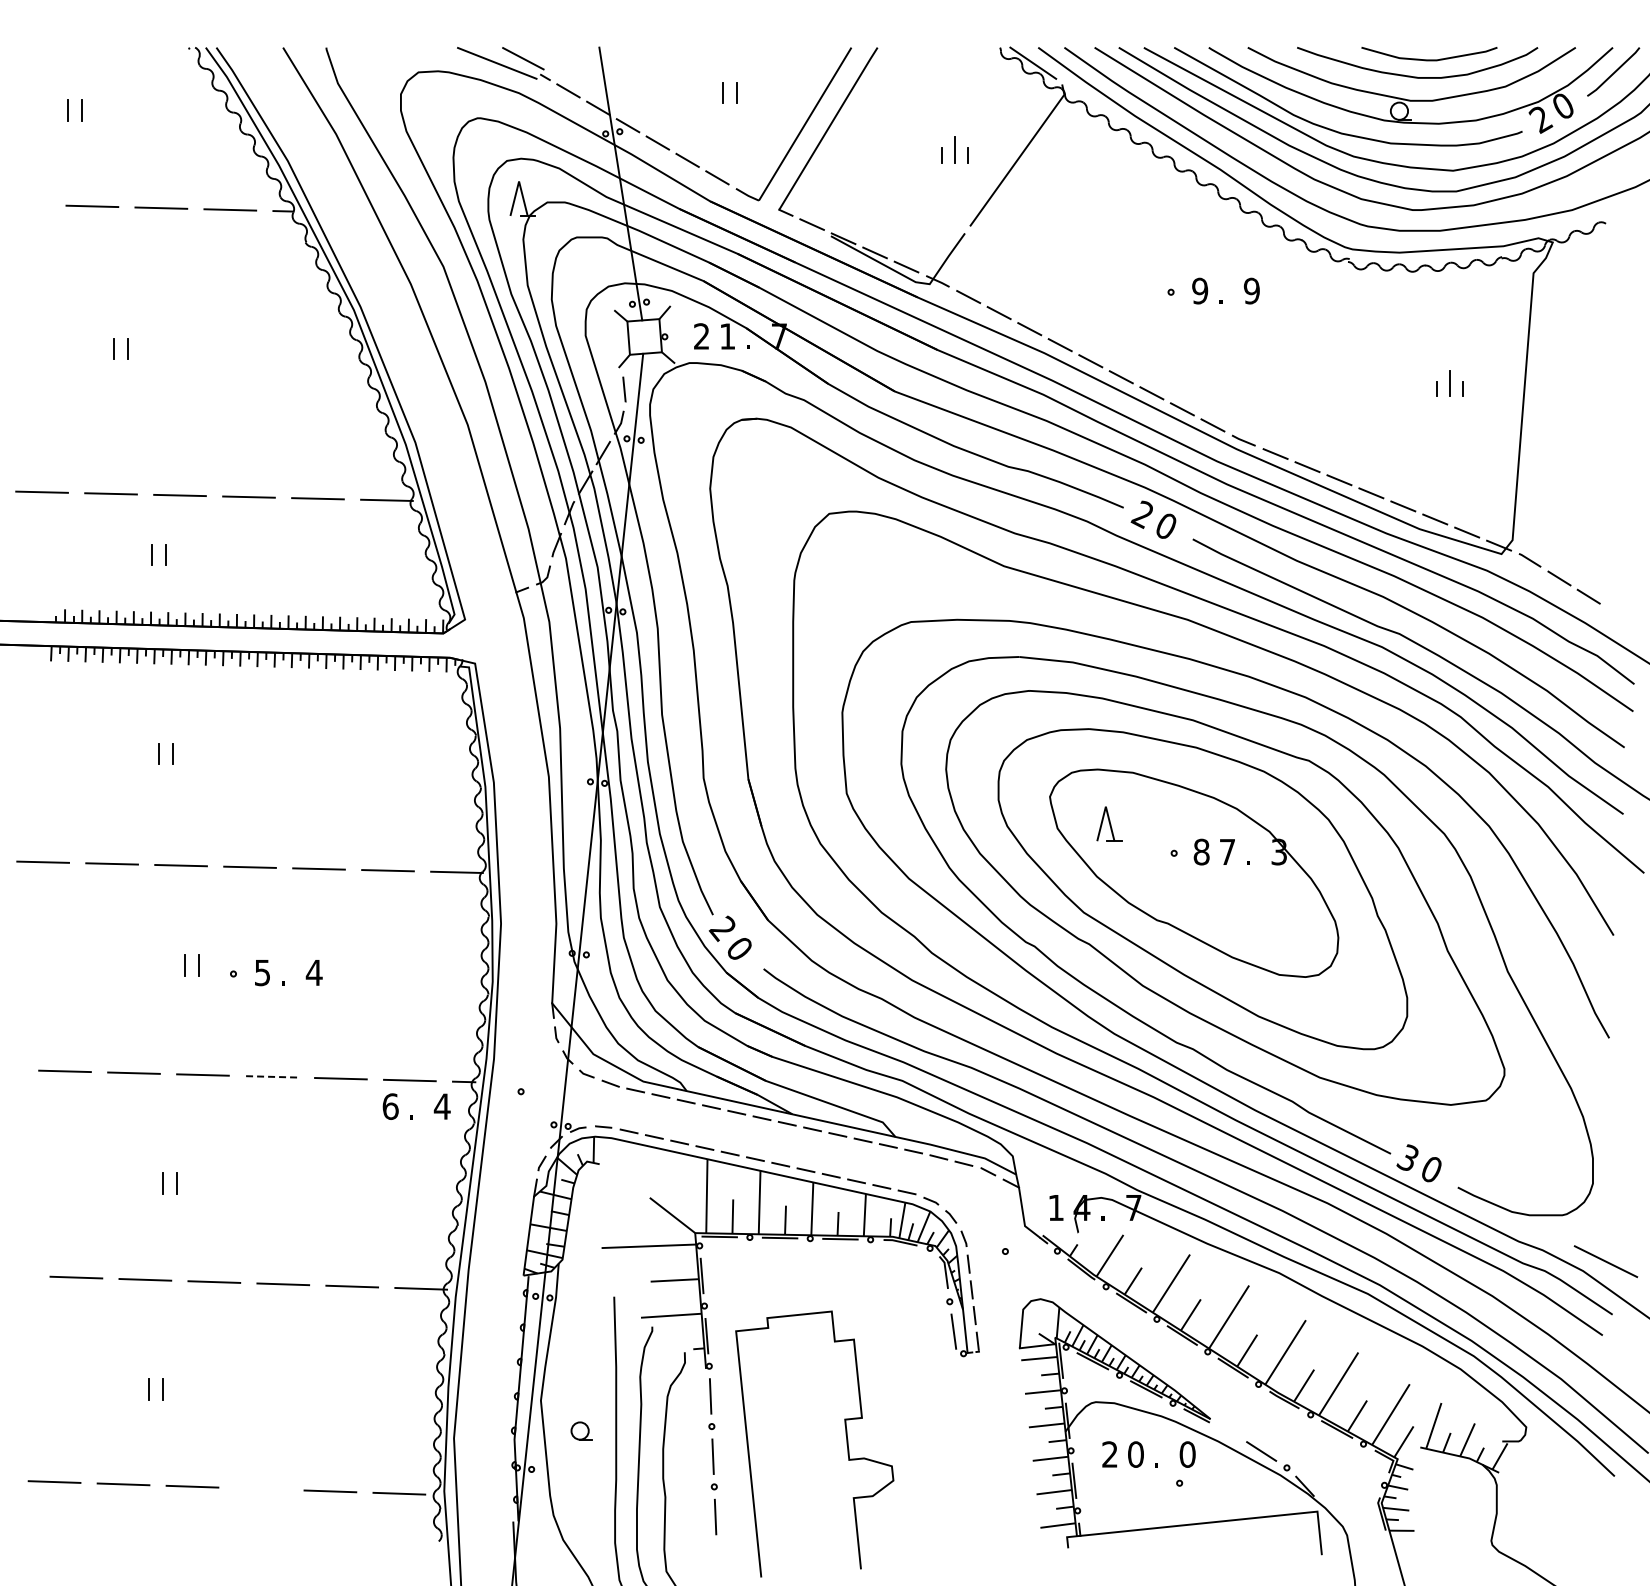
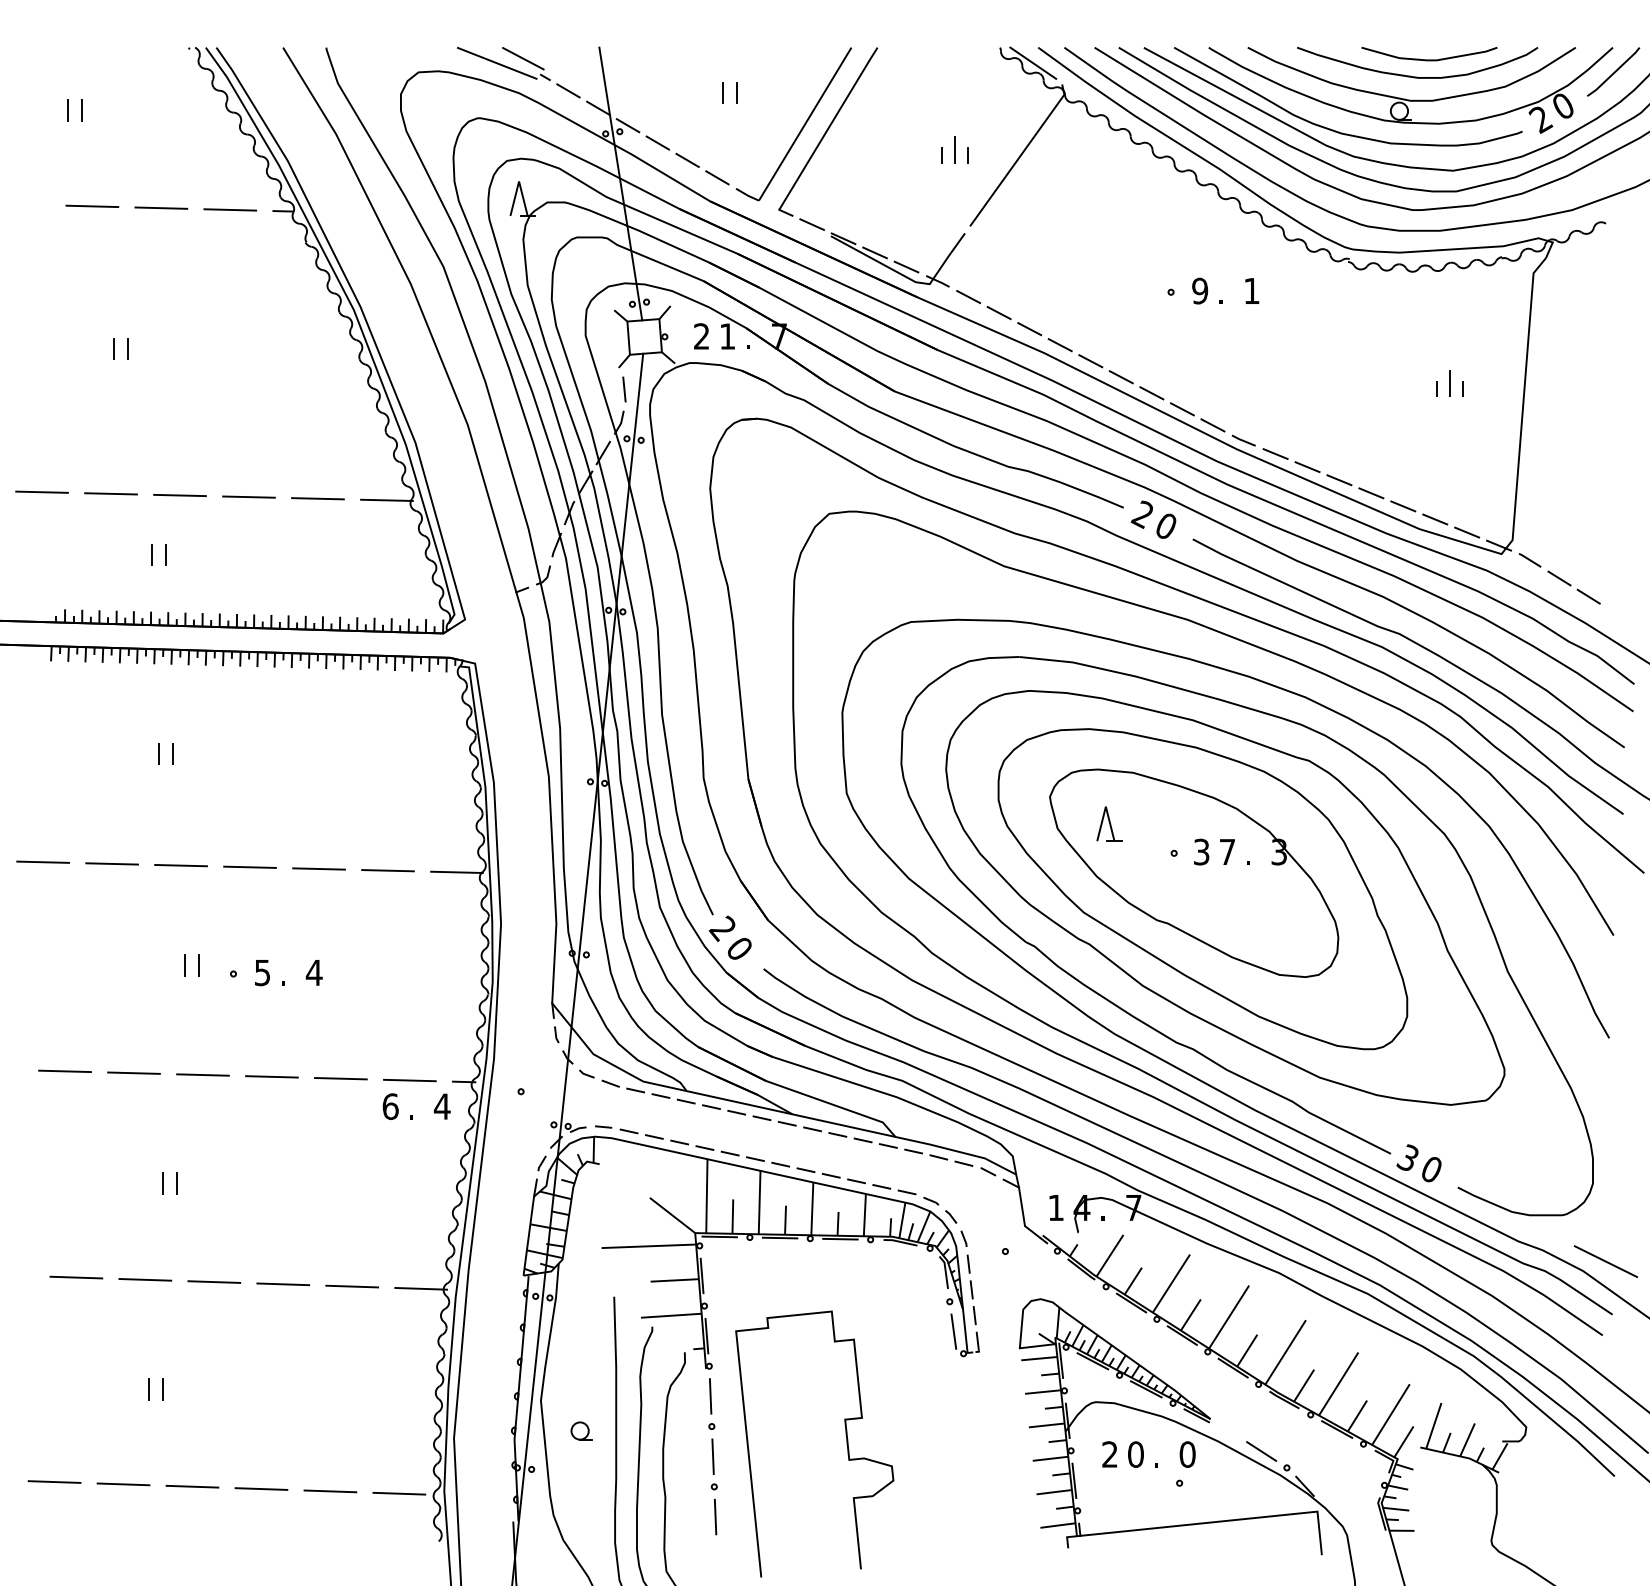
text: 9 -> 1 (1251, 290)
text: 8 -> 3 (1201, 851)
line: dashed -> solid (271, 1076)
line: none -> present (261, 1488)
